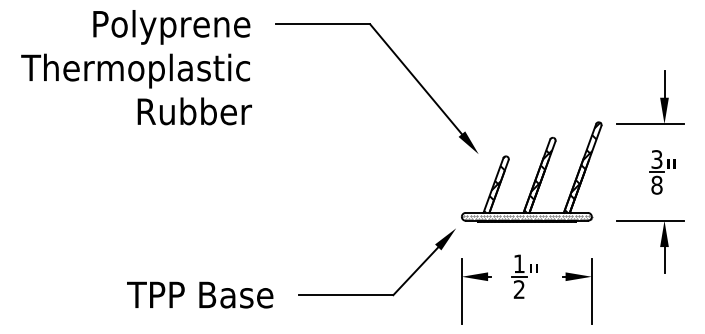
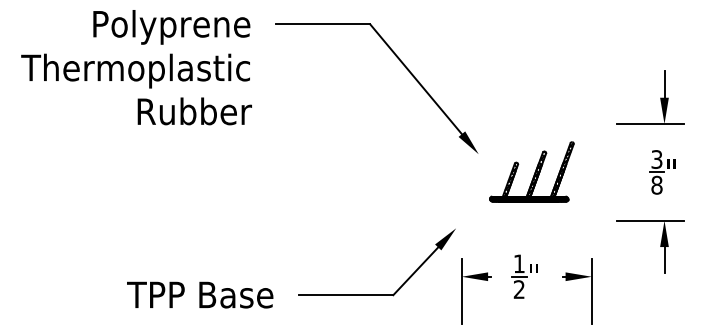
part size: 142x102 px -> 86x62 px (531, 171)
